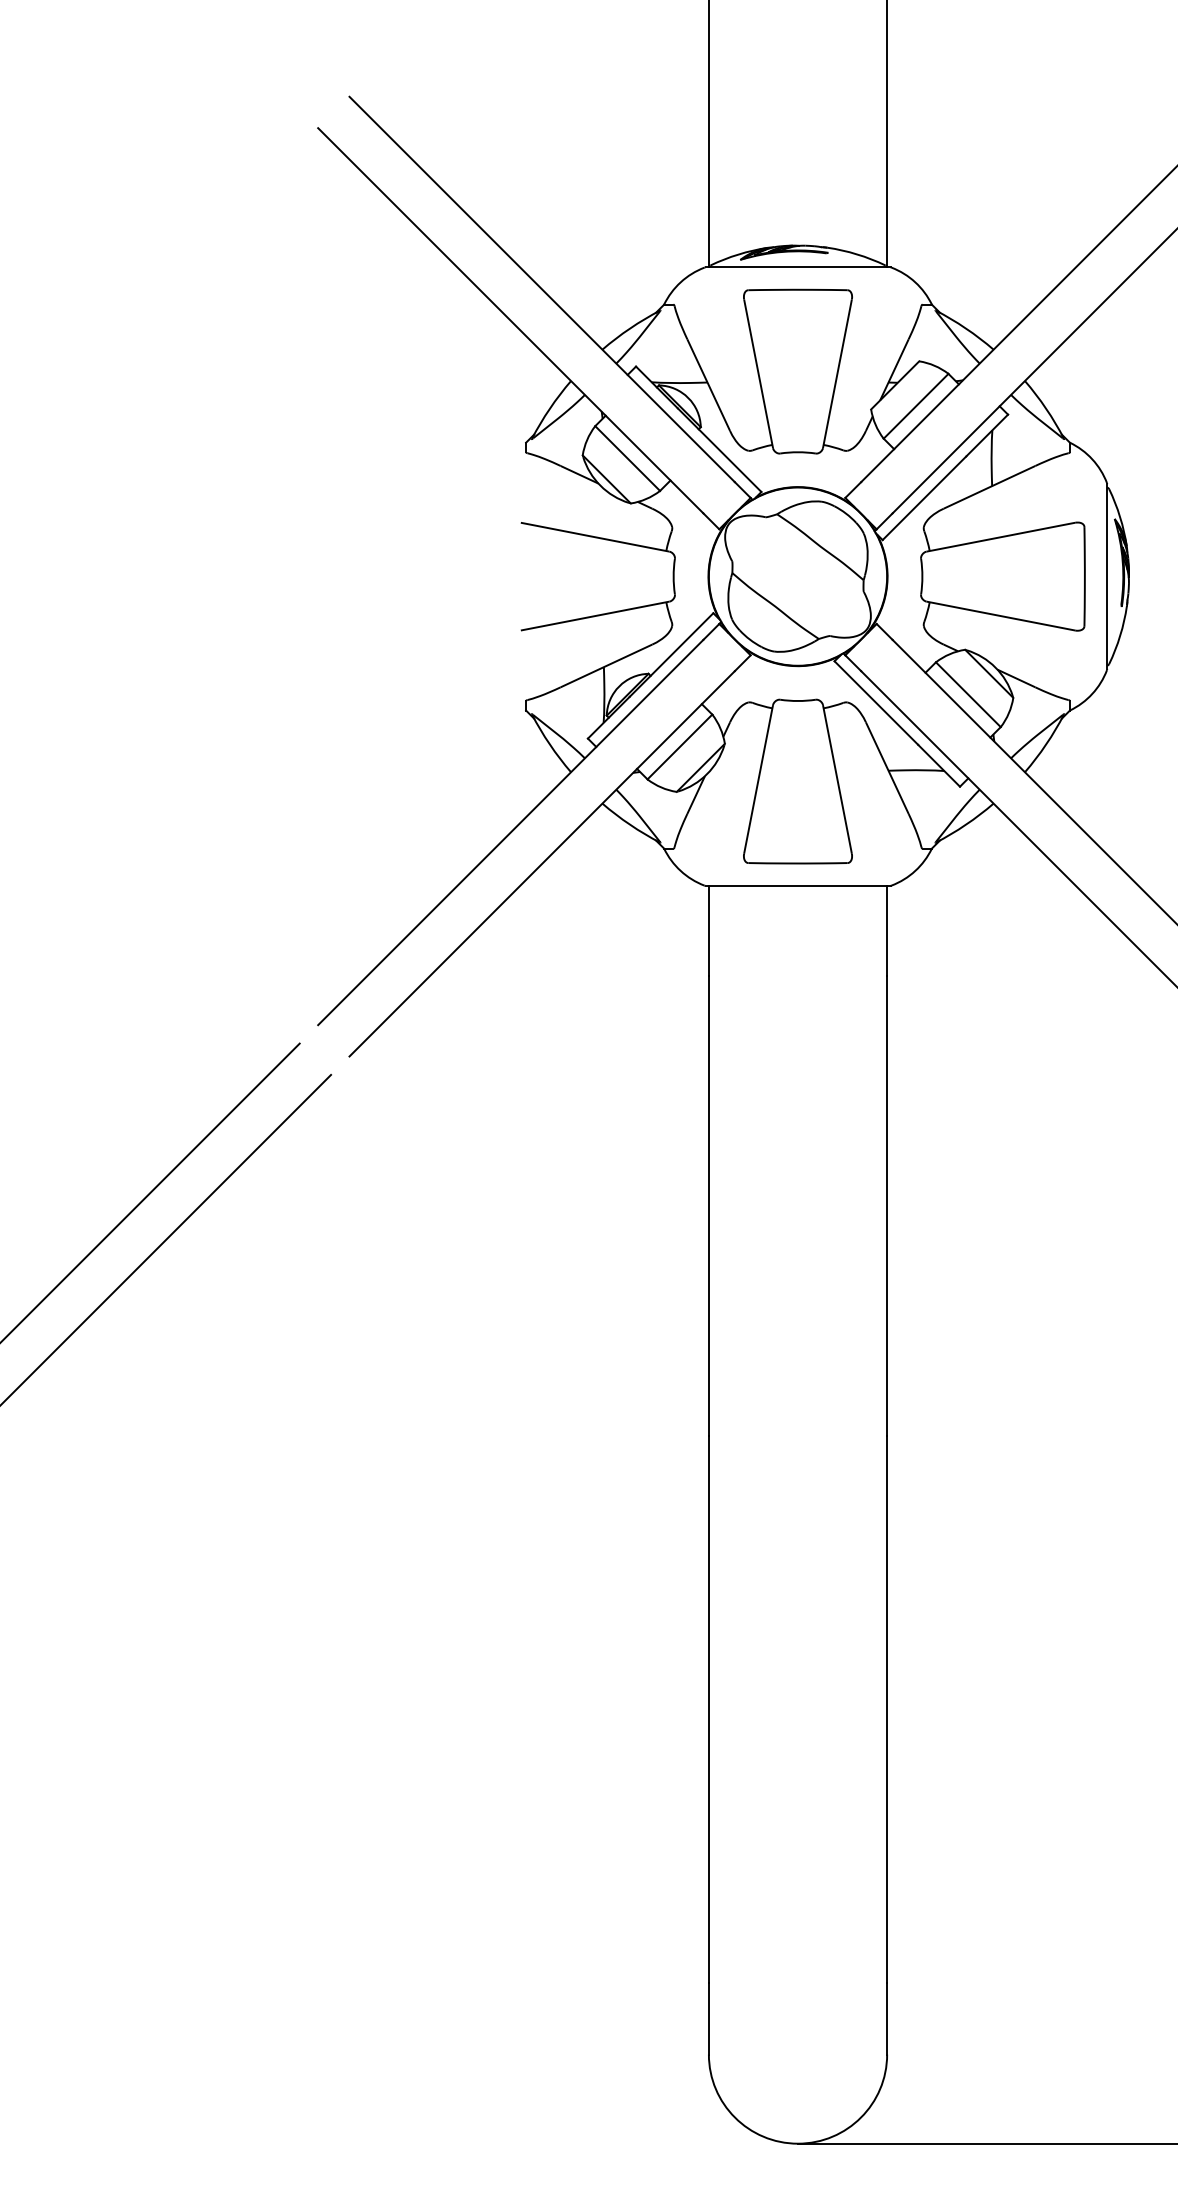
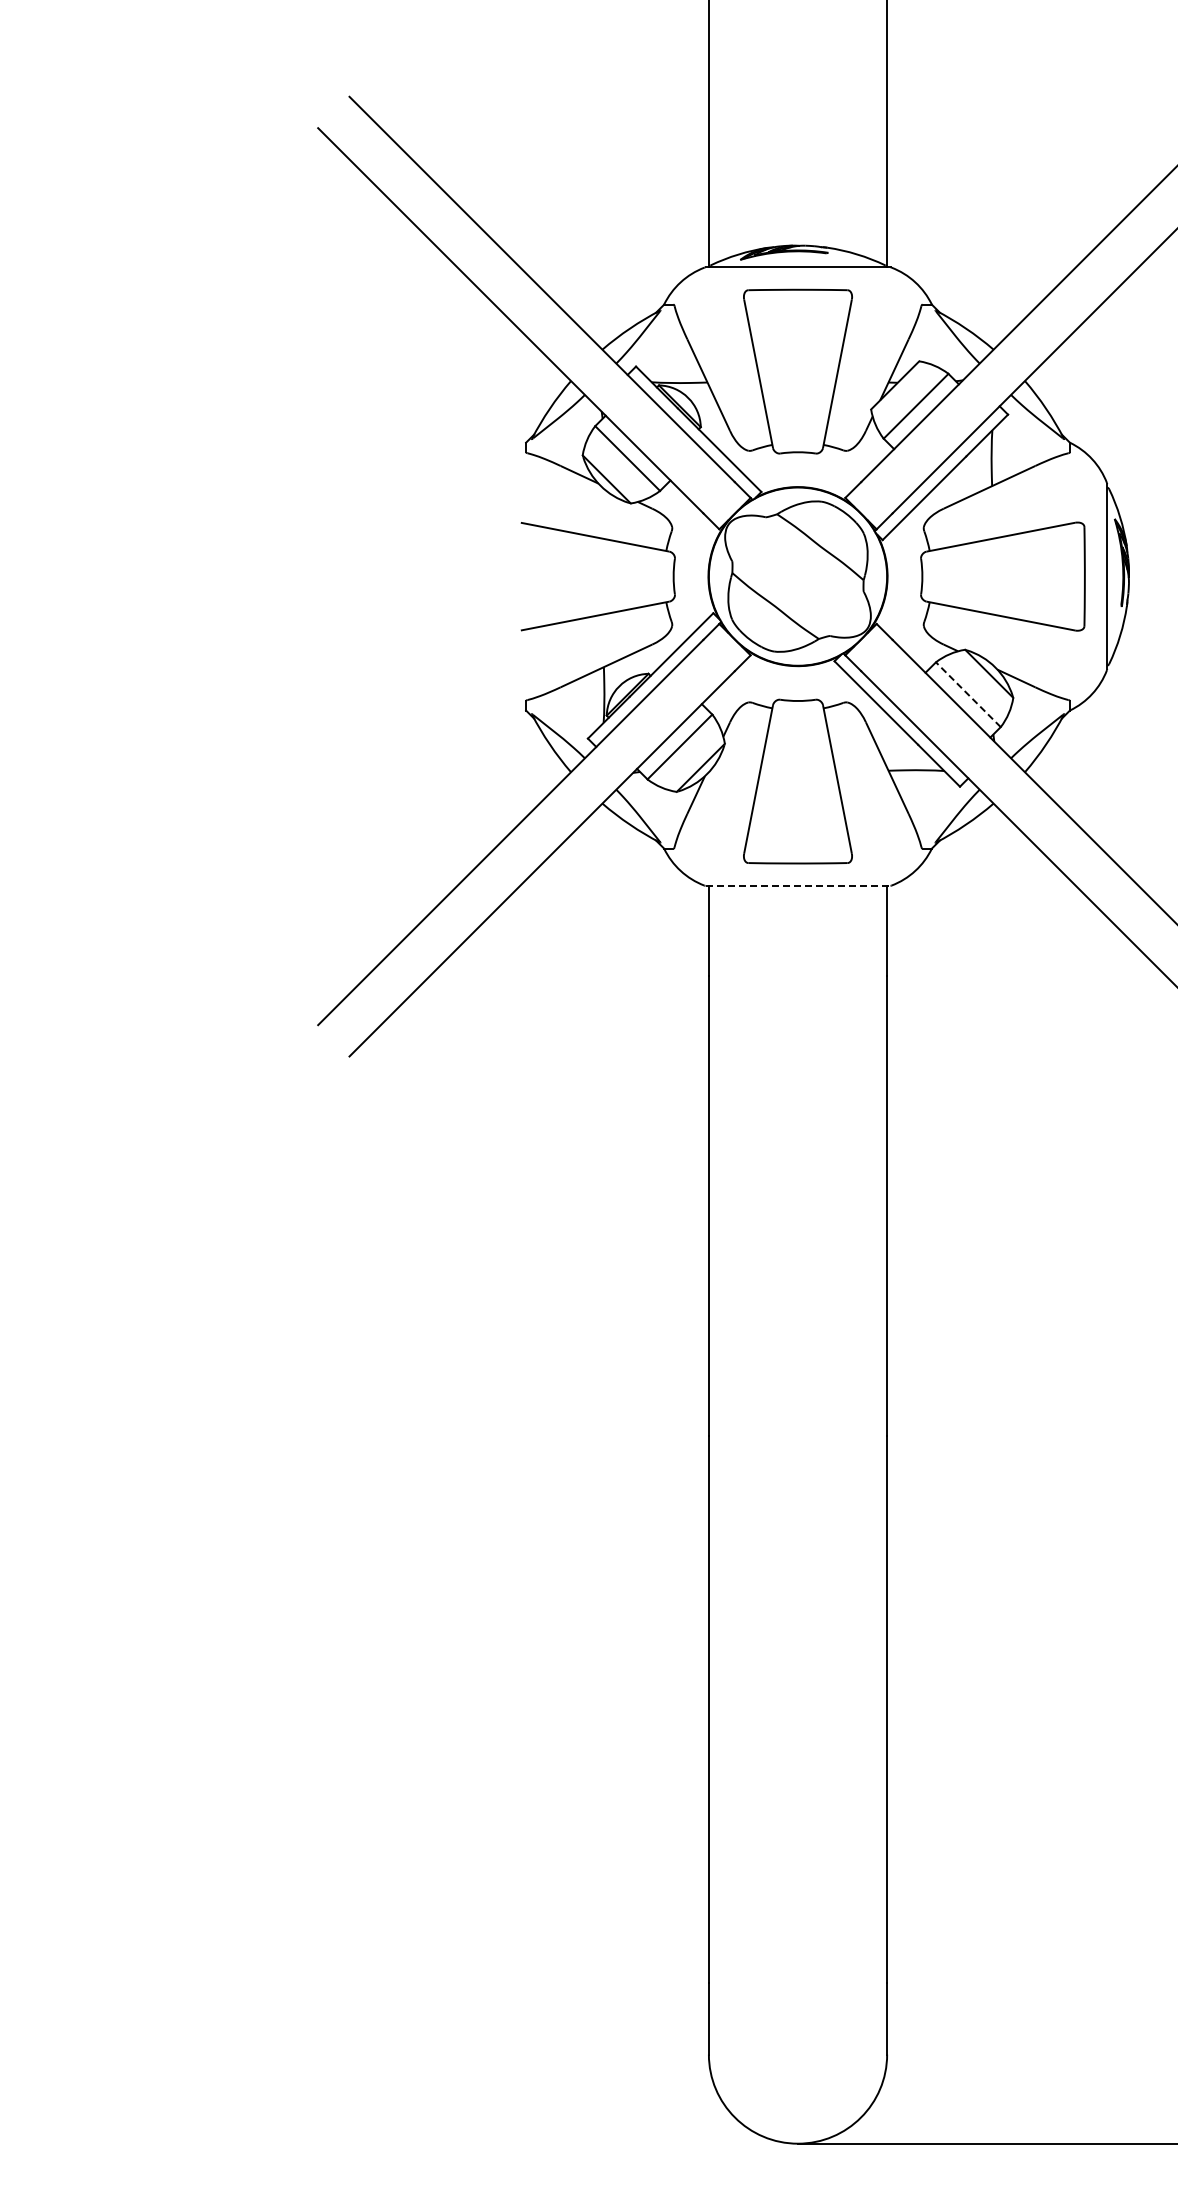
line: solid -> dashed (968, 694)
line: solid -> dashed (798, 885)
line: present -> none (150, 1191)
line: present -> none (166, 1238)
